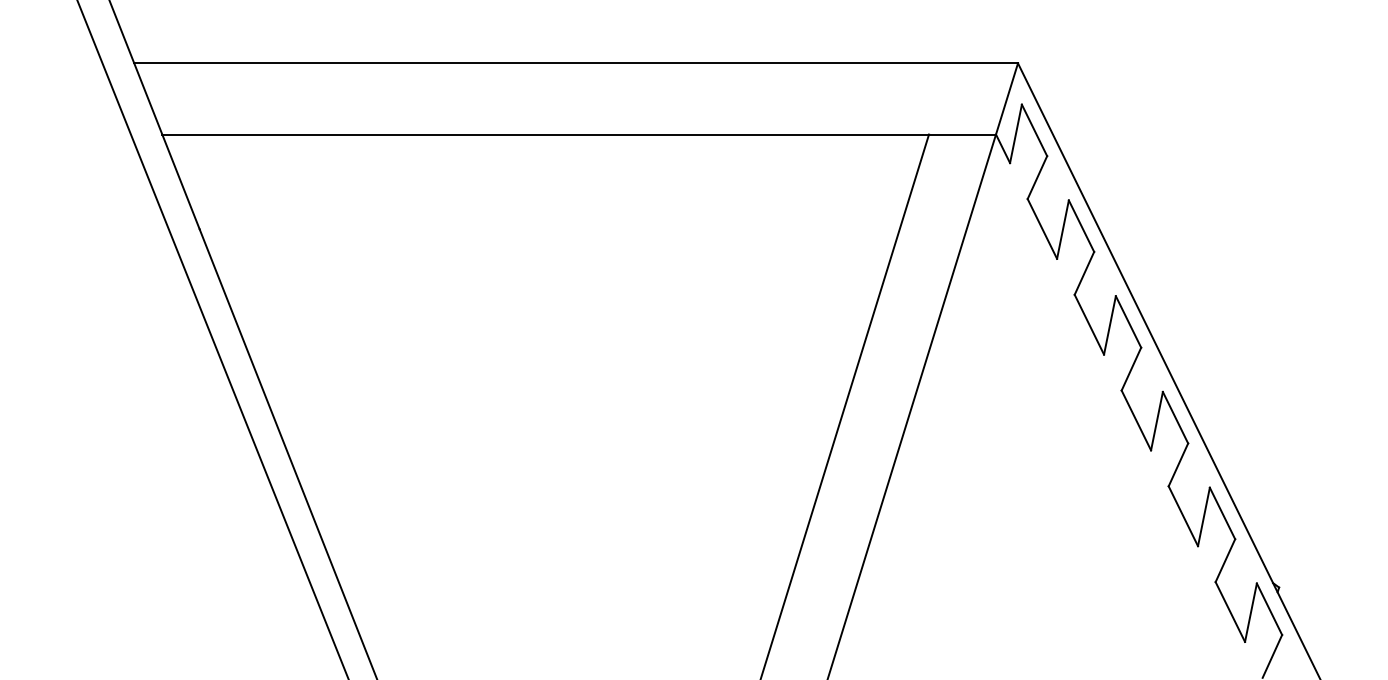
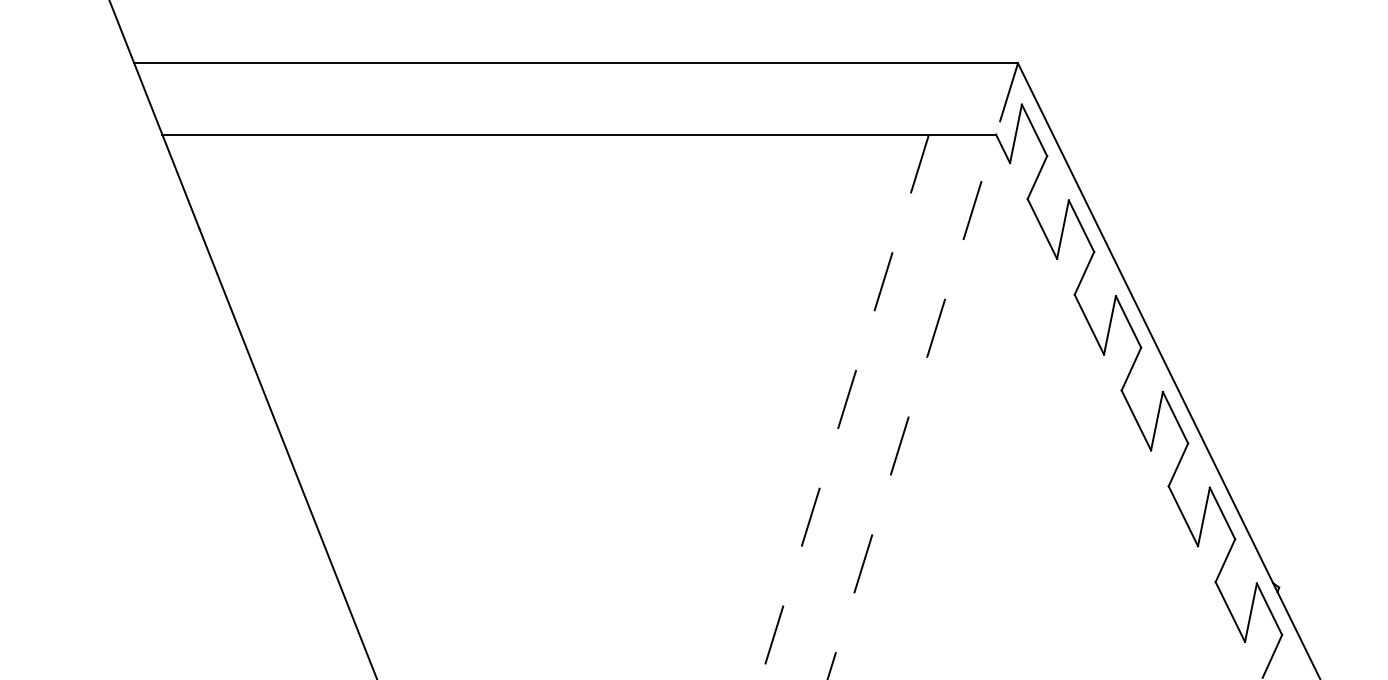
line: present -> none (212, 339)
line: solid -> dashed (922, 371)
line: solid -> dashed (844, 407)
